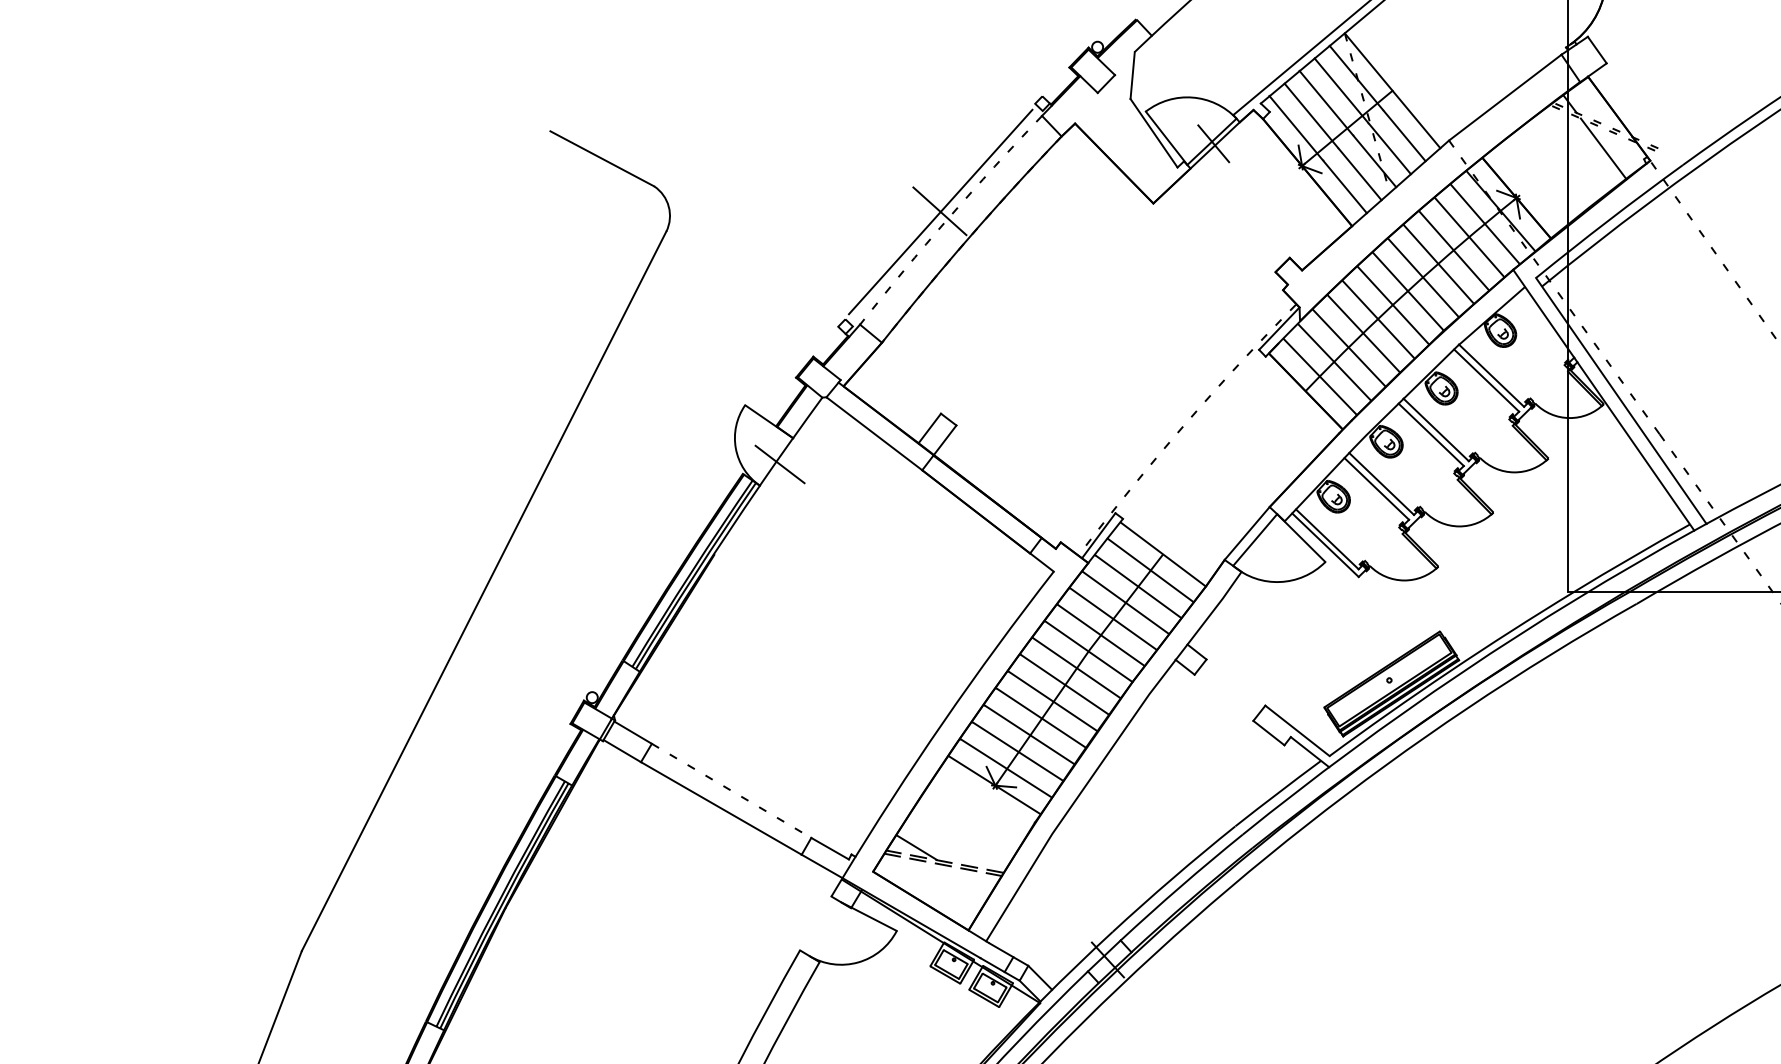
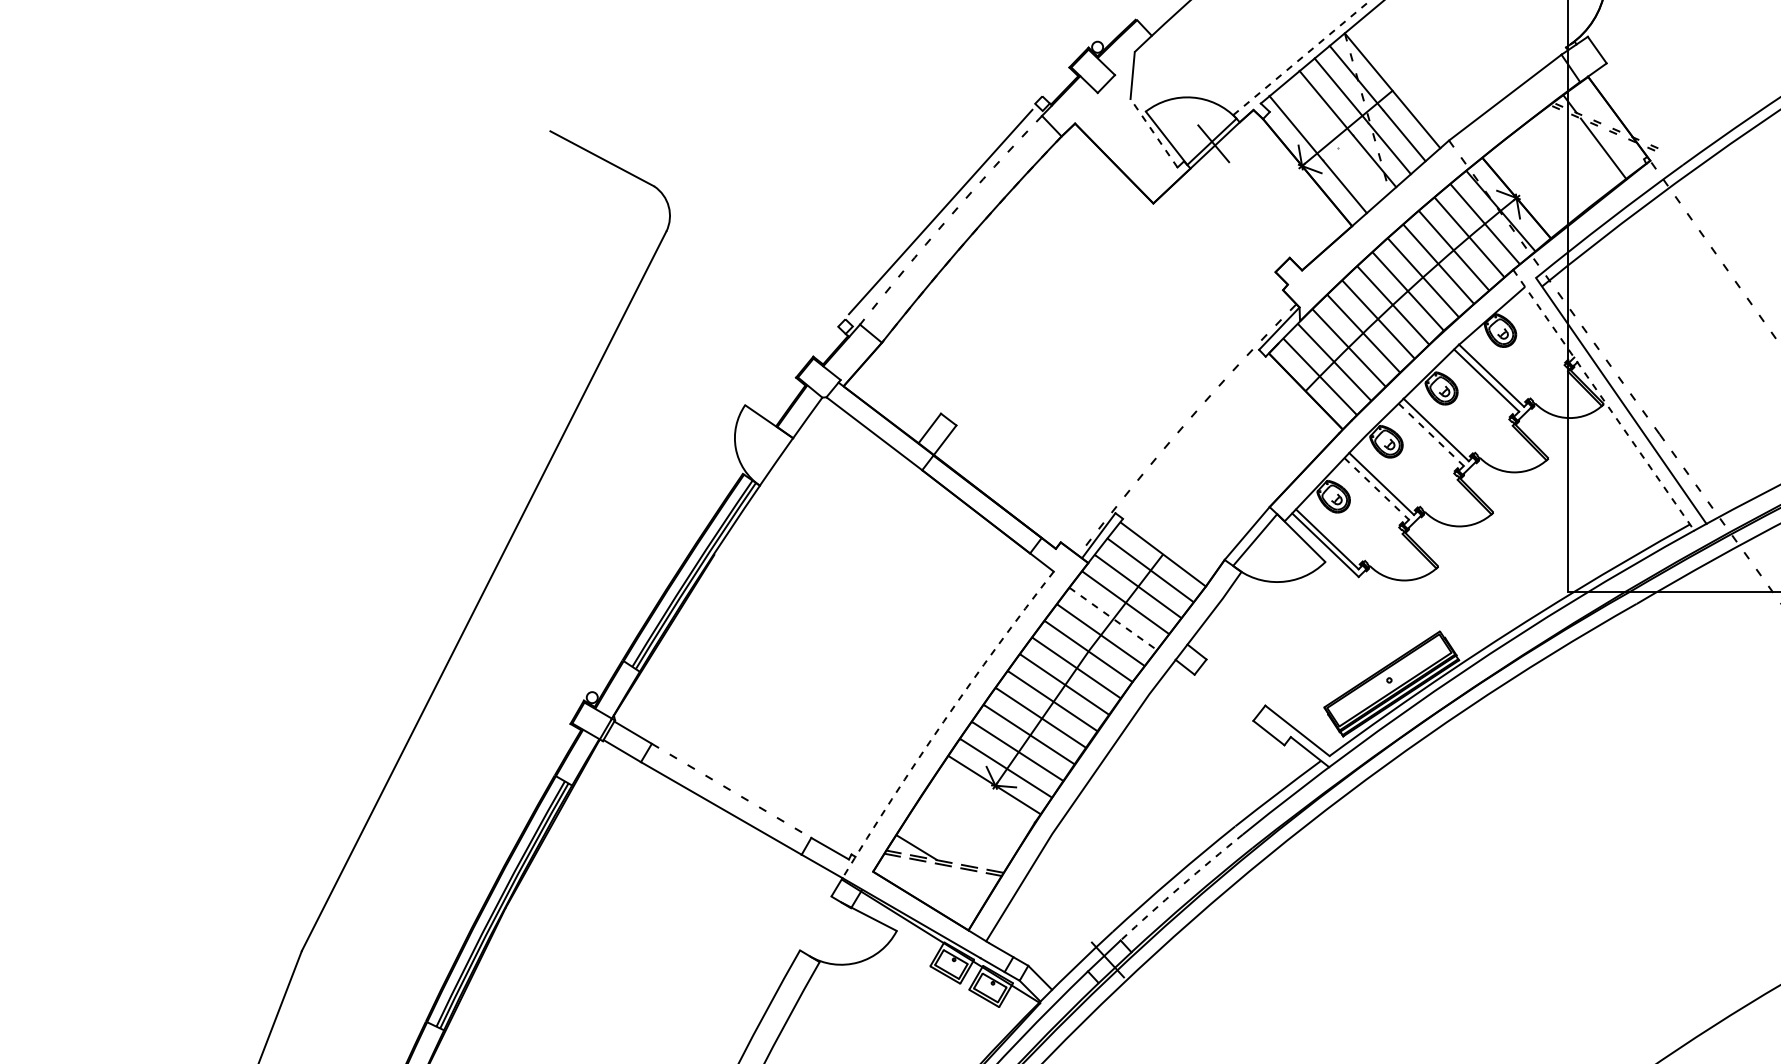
line: solid -> dashed (1302, 57)
line: solid -> dashed (1154, 133)
line: present -> none (1332, 141)
line: present -> none (939, 211)
line: solid -> dashed (1603, 400)
line: solid -> dashed (1431, 435)
line: present -> none (779, 464)
line: solid -> dashed (1376, 488)
line: solid -> dashed (1113, 618)
arc: solid -> dashed (943, 721)
arc: solid -> dashed (1180, 886)
